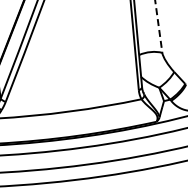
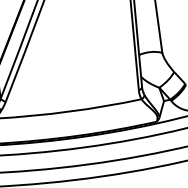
line: dashed -> solid (158, 26)
